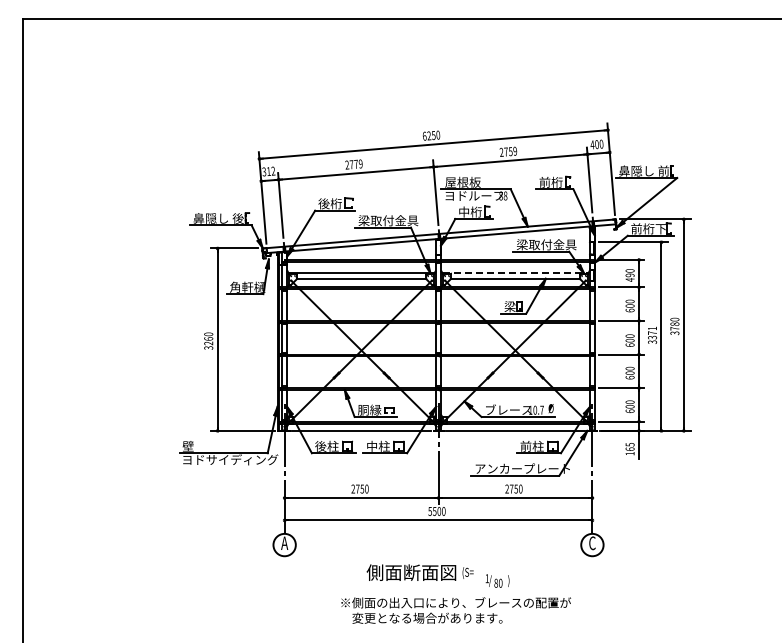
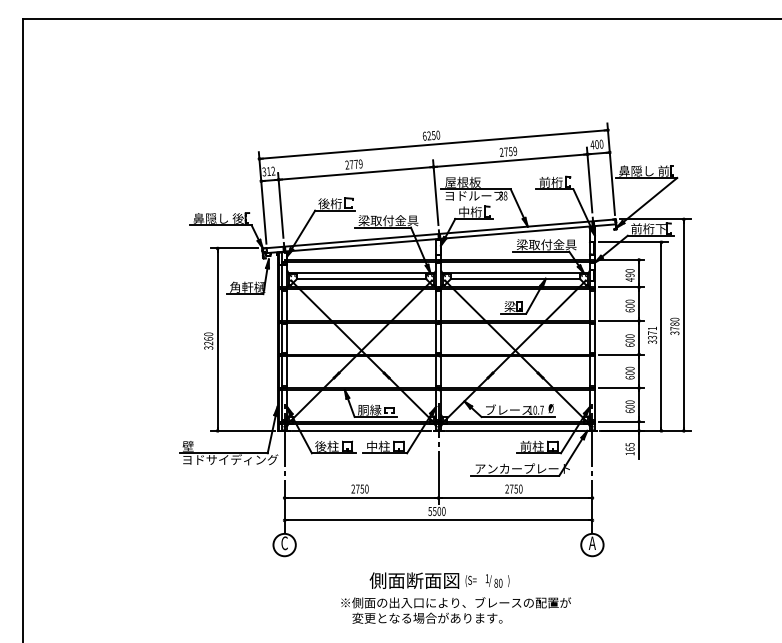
line: dashed -> solid (515, 273)
text: A -> C (284, 543)
text: C -> A (591, 543)
text position: (419, 572) -> (422, 580) (422, 580)
